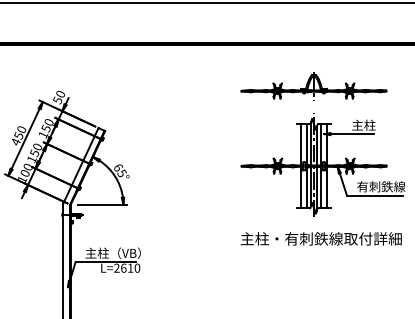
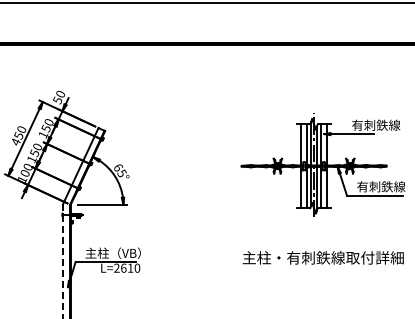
part: present -> none (313, 86)
text: 主柱 -> 有刺鉄線 (376, 124)
text position: (320, 238) -> (322, 257) (322, 257)
line: solid -> dashed (63, 260)
